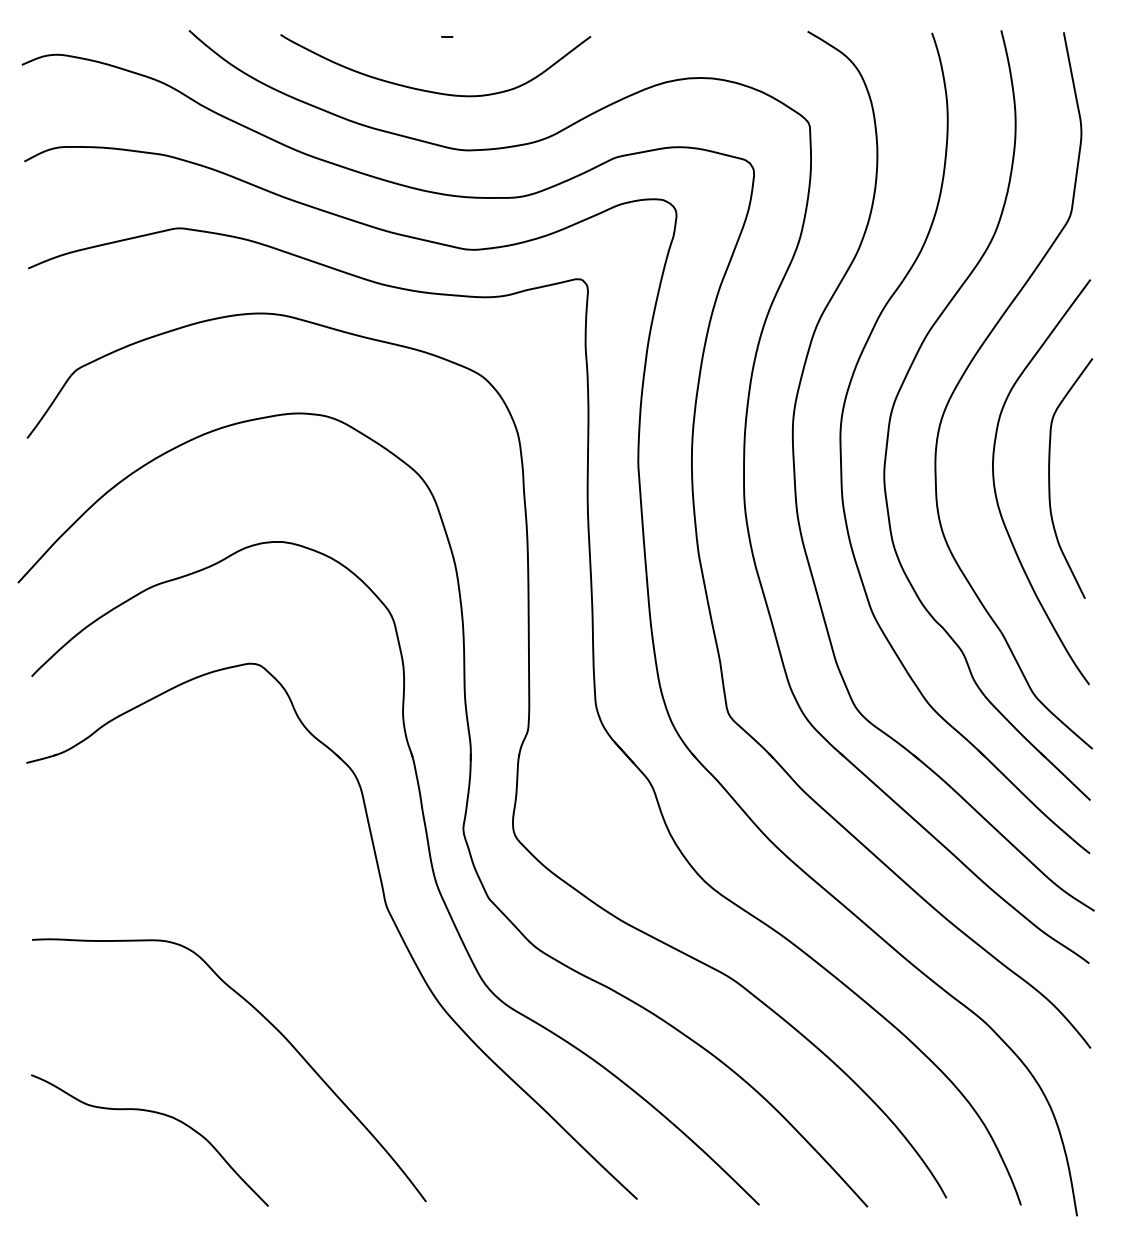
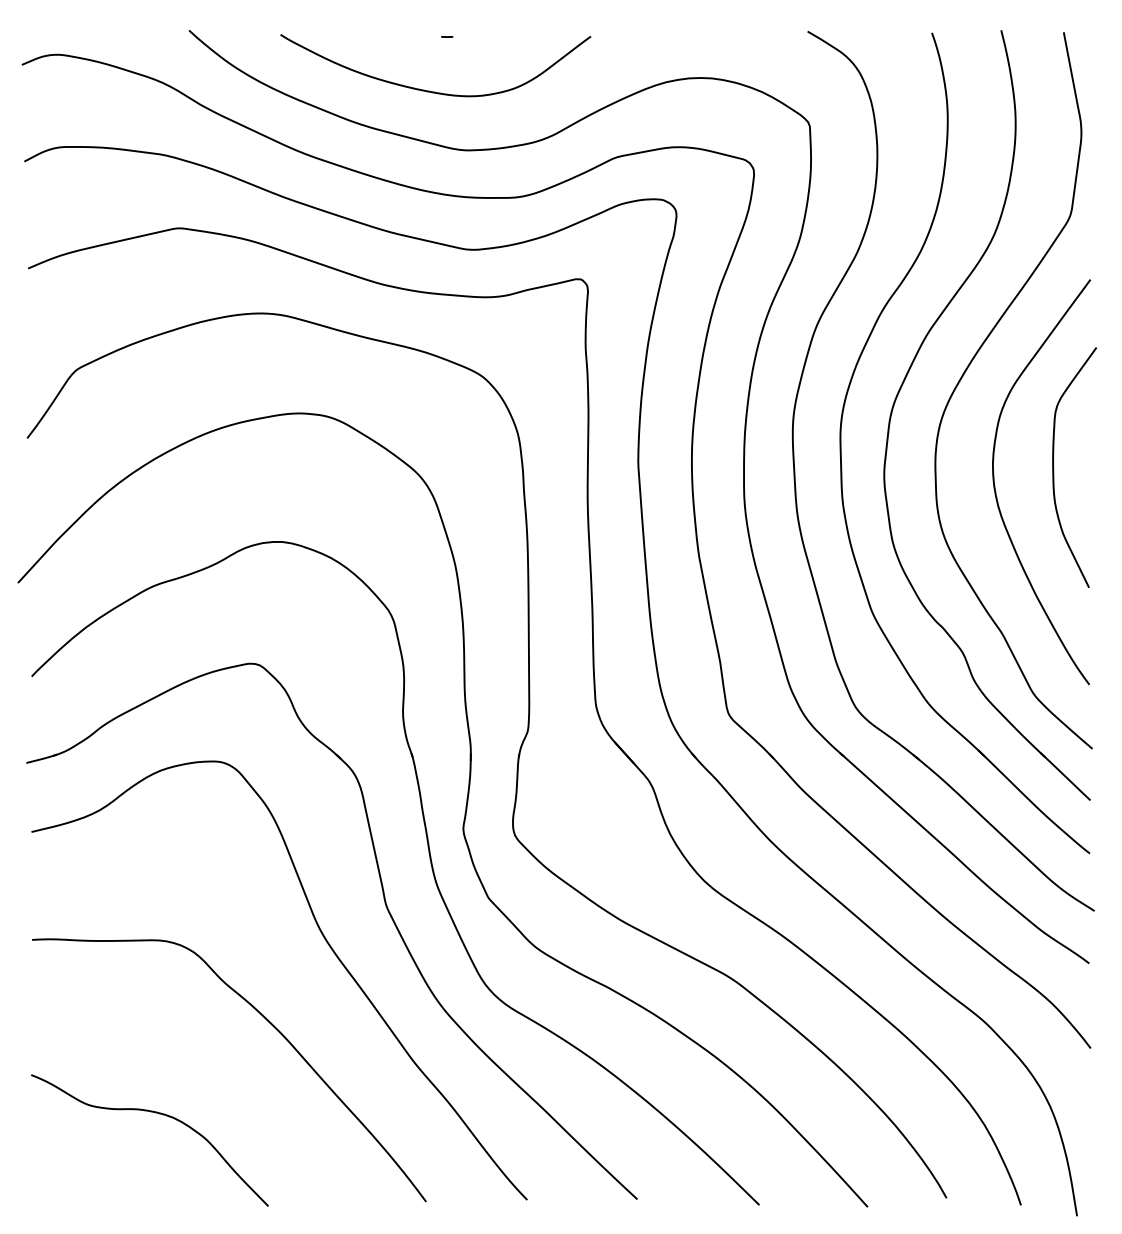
curve position: (1050, 479) -> (1054, 468) (1054, 468)
curve: none -> present (329, 947)
